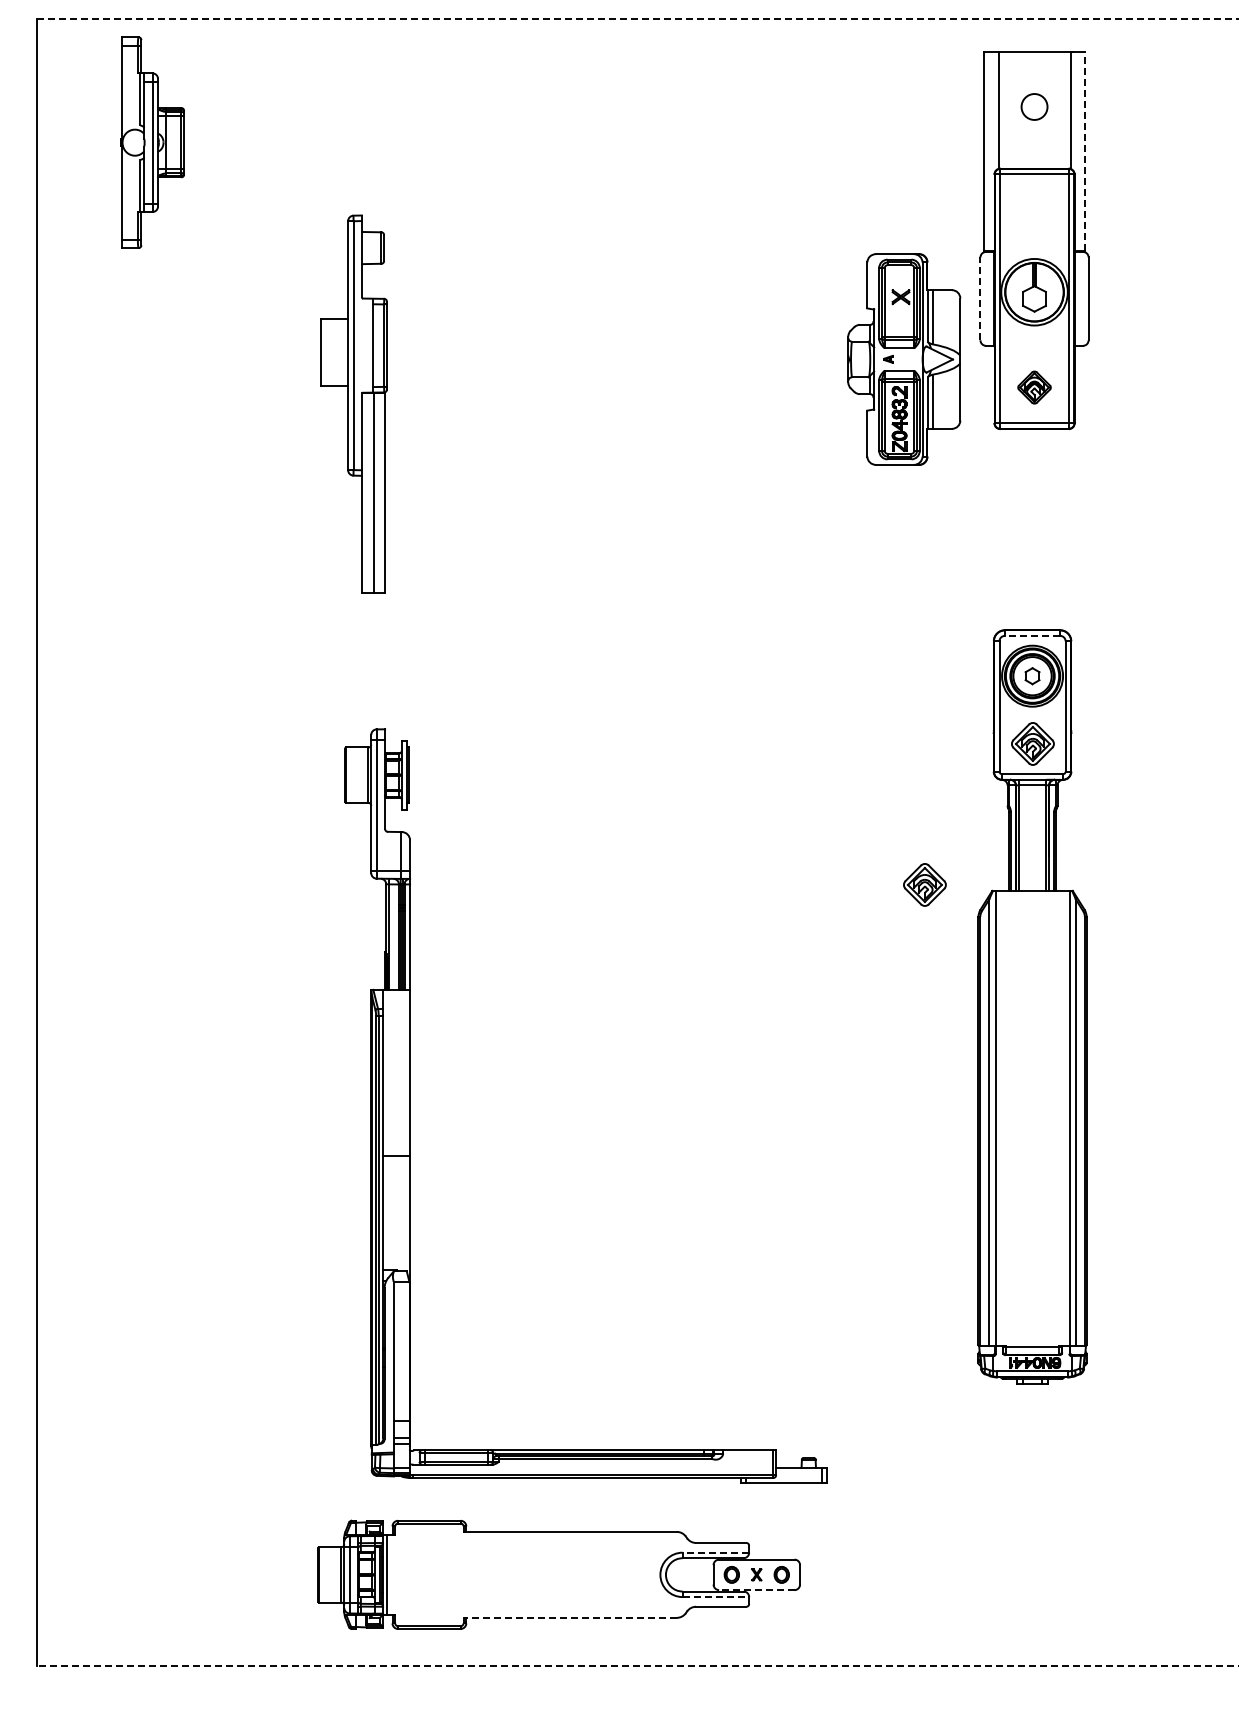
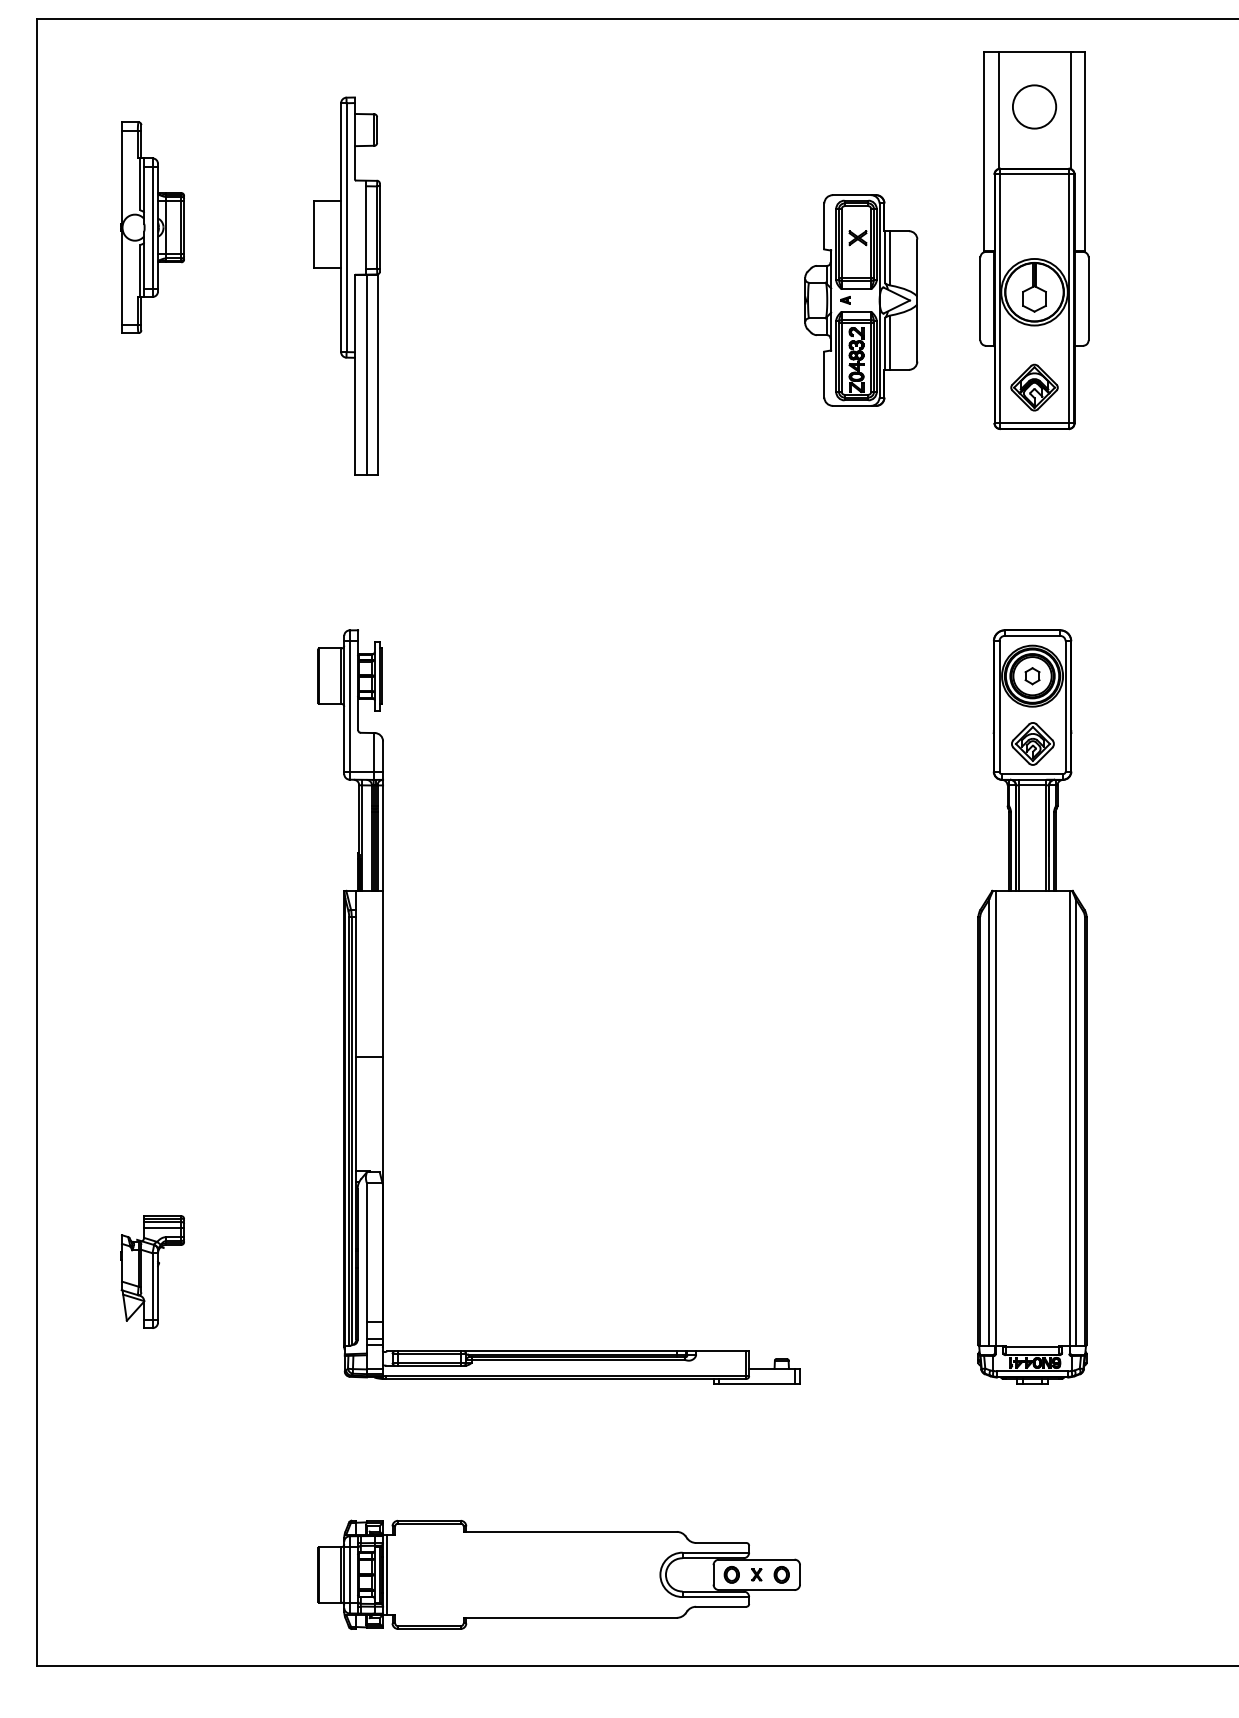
line: dashed -> solid (637, 19)
circle diameter: 26 px -> 43 px (1034, 106)
part position: (152, 142) -> (152, 227) (152, 227)
line: dashed -> solid (1085, 151)
line: dashed -> solid (980, 298)
part position: (904, 359) -> (861, 300) (861, 300)
part size: 35x35 px -> 49x49 px (1034, 387)
part position: (353, 403) -> (346, 285) (346, 285)
line: dashed -> solid (1032, 635)
part: present -> none (924, 884)
part position: (410, 1105) -> (383, 1006) (383, 1006)
part: none -> present (152, 1271)
line: dashed -> solid (715, 1552)
line: dashed -> solid (756, 1590)
line: dashed -> solid (716, 1597)
line: dashed -> solid (570, 1617)
line: dashed -> solid (637, 1666)
